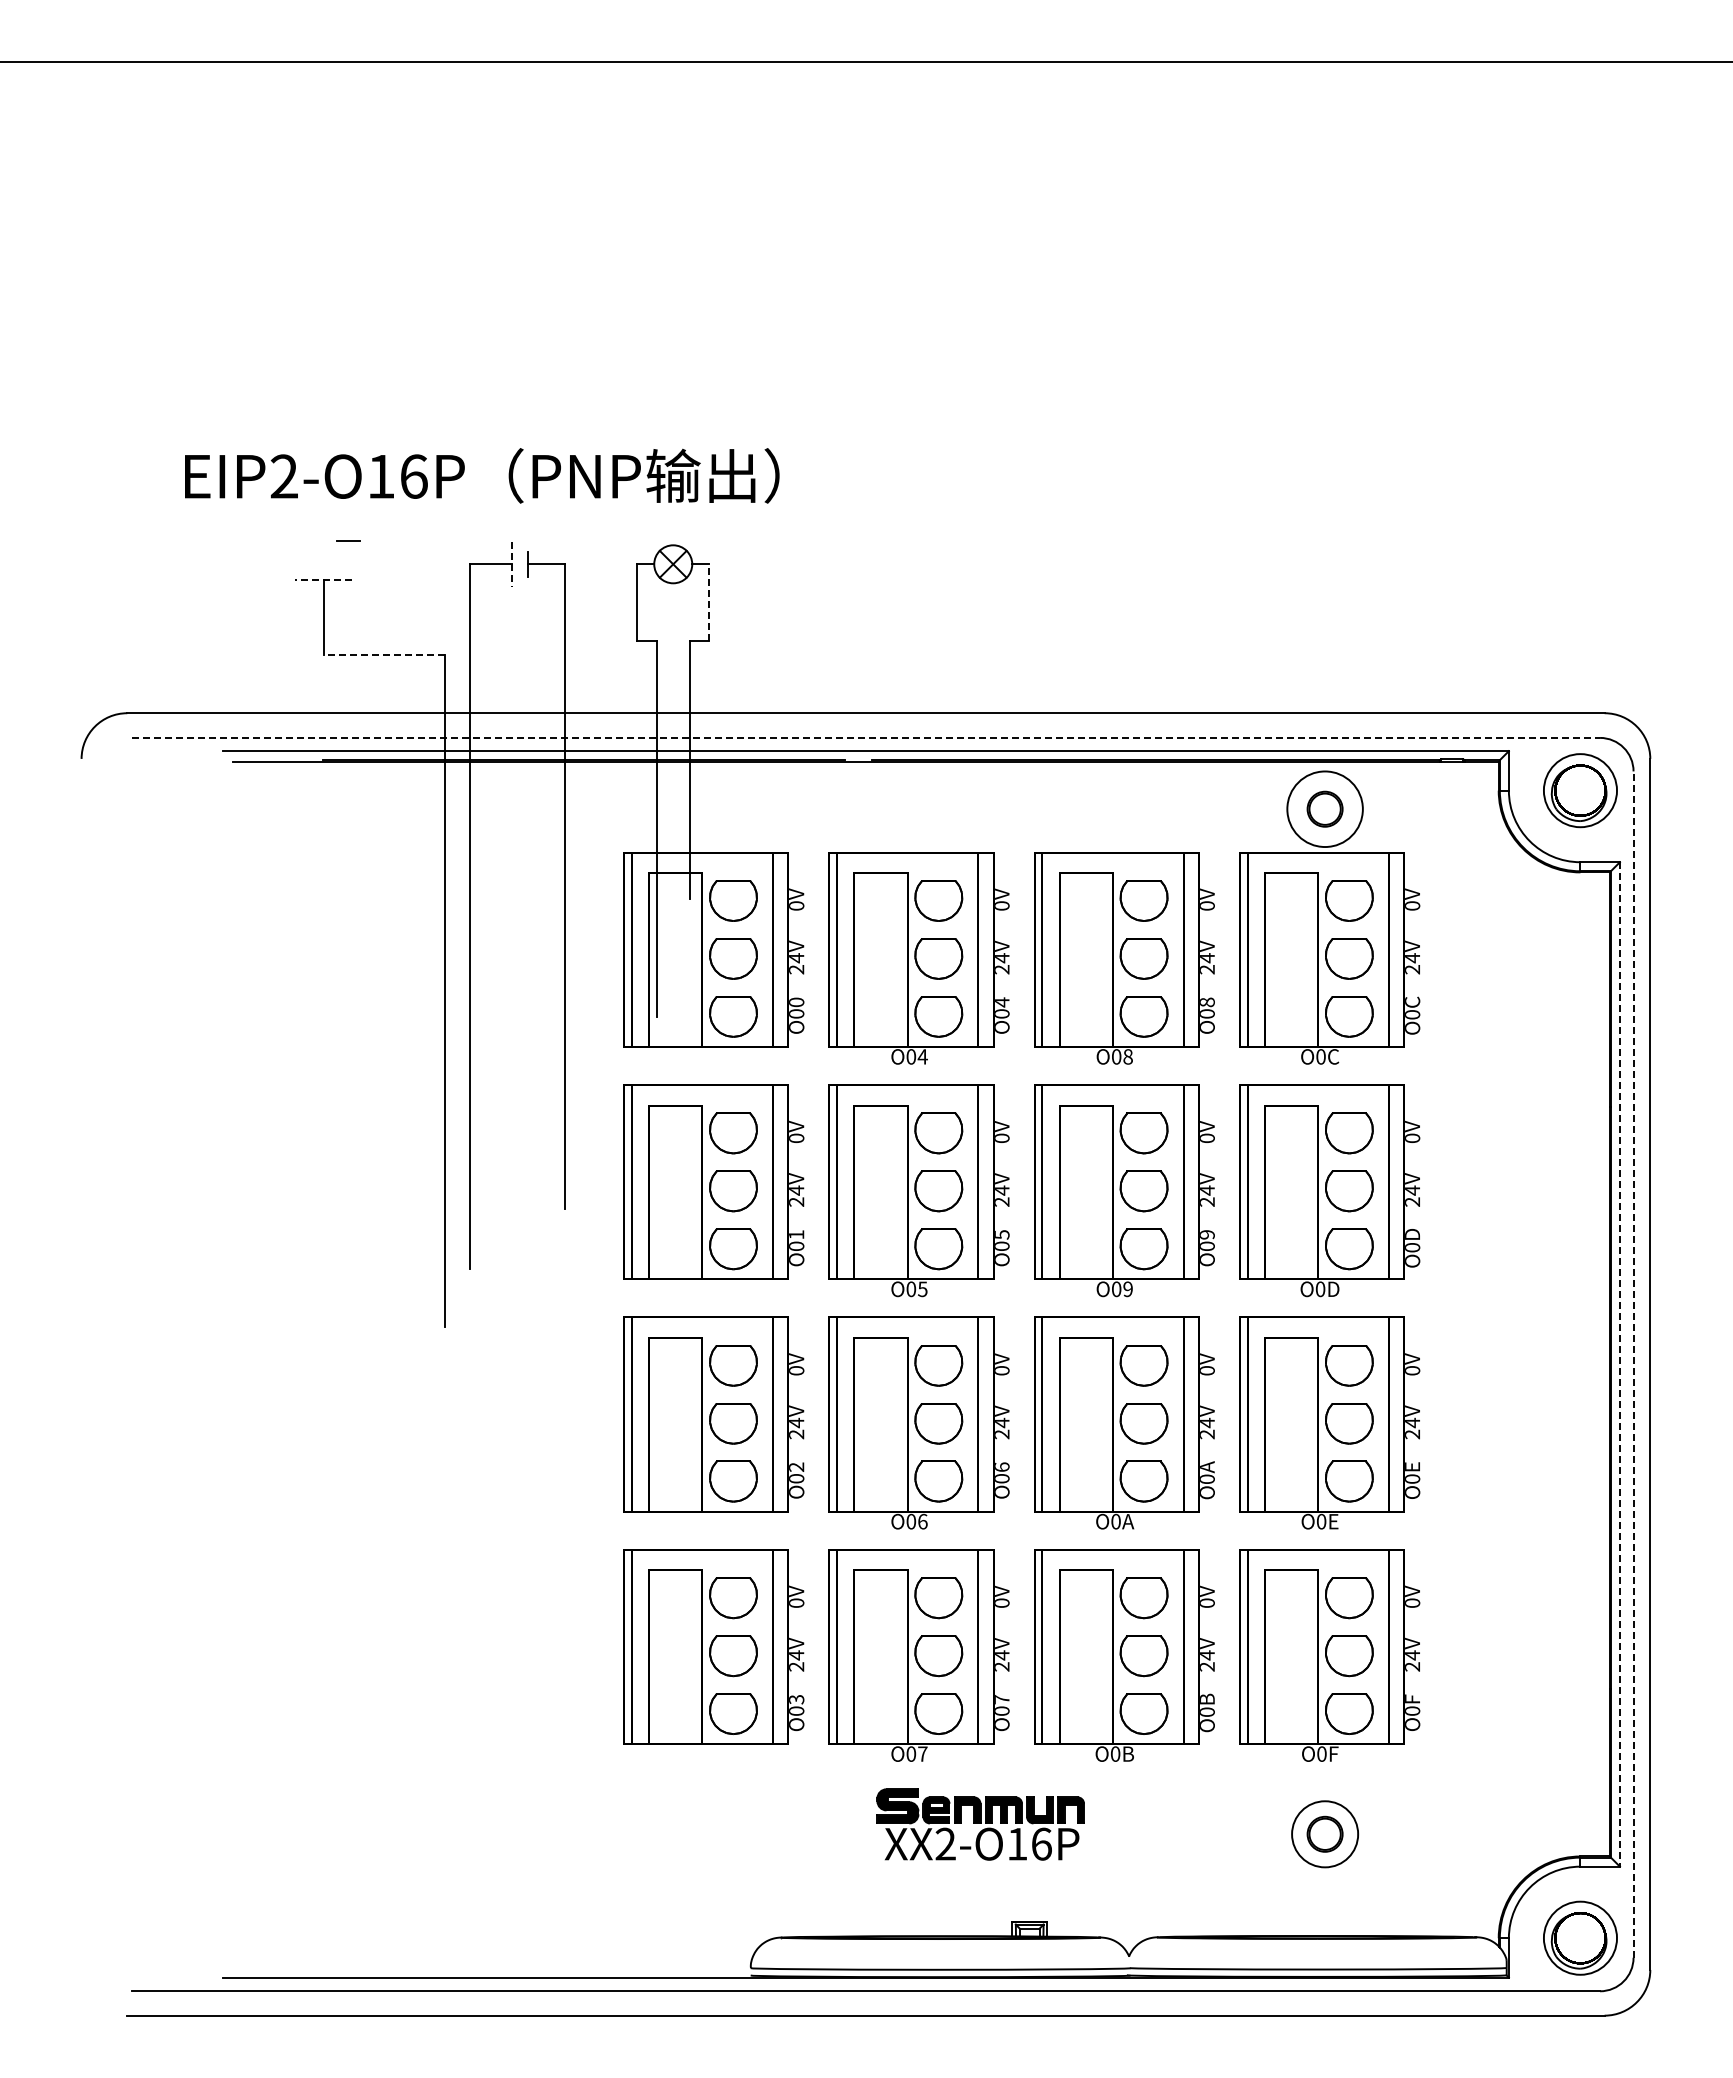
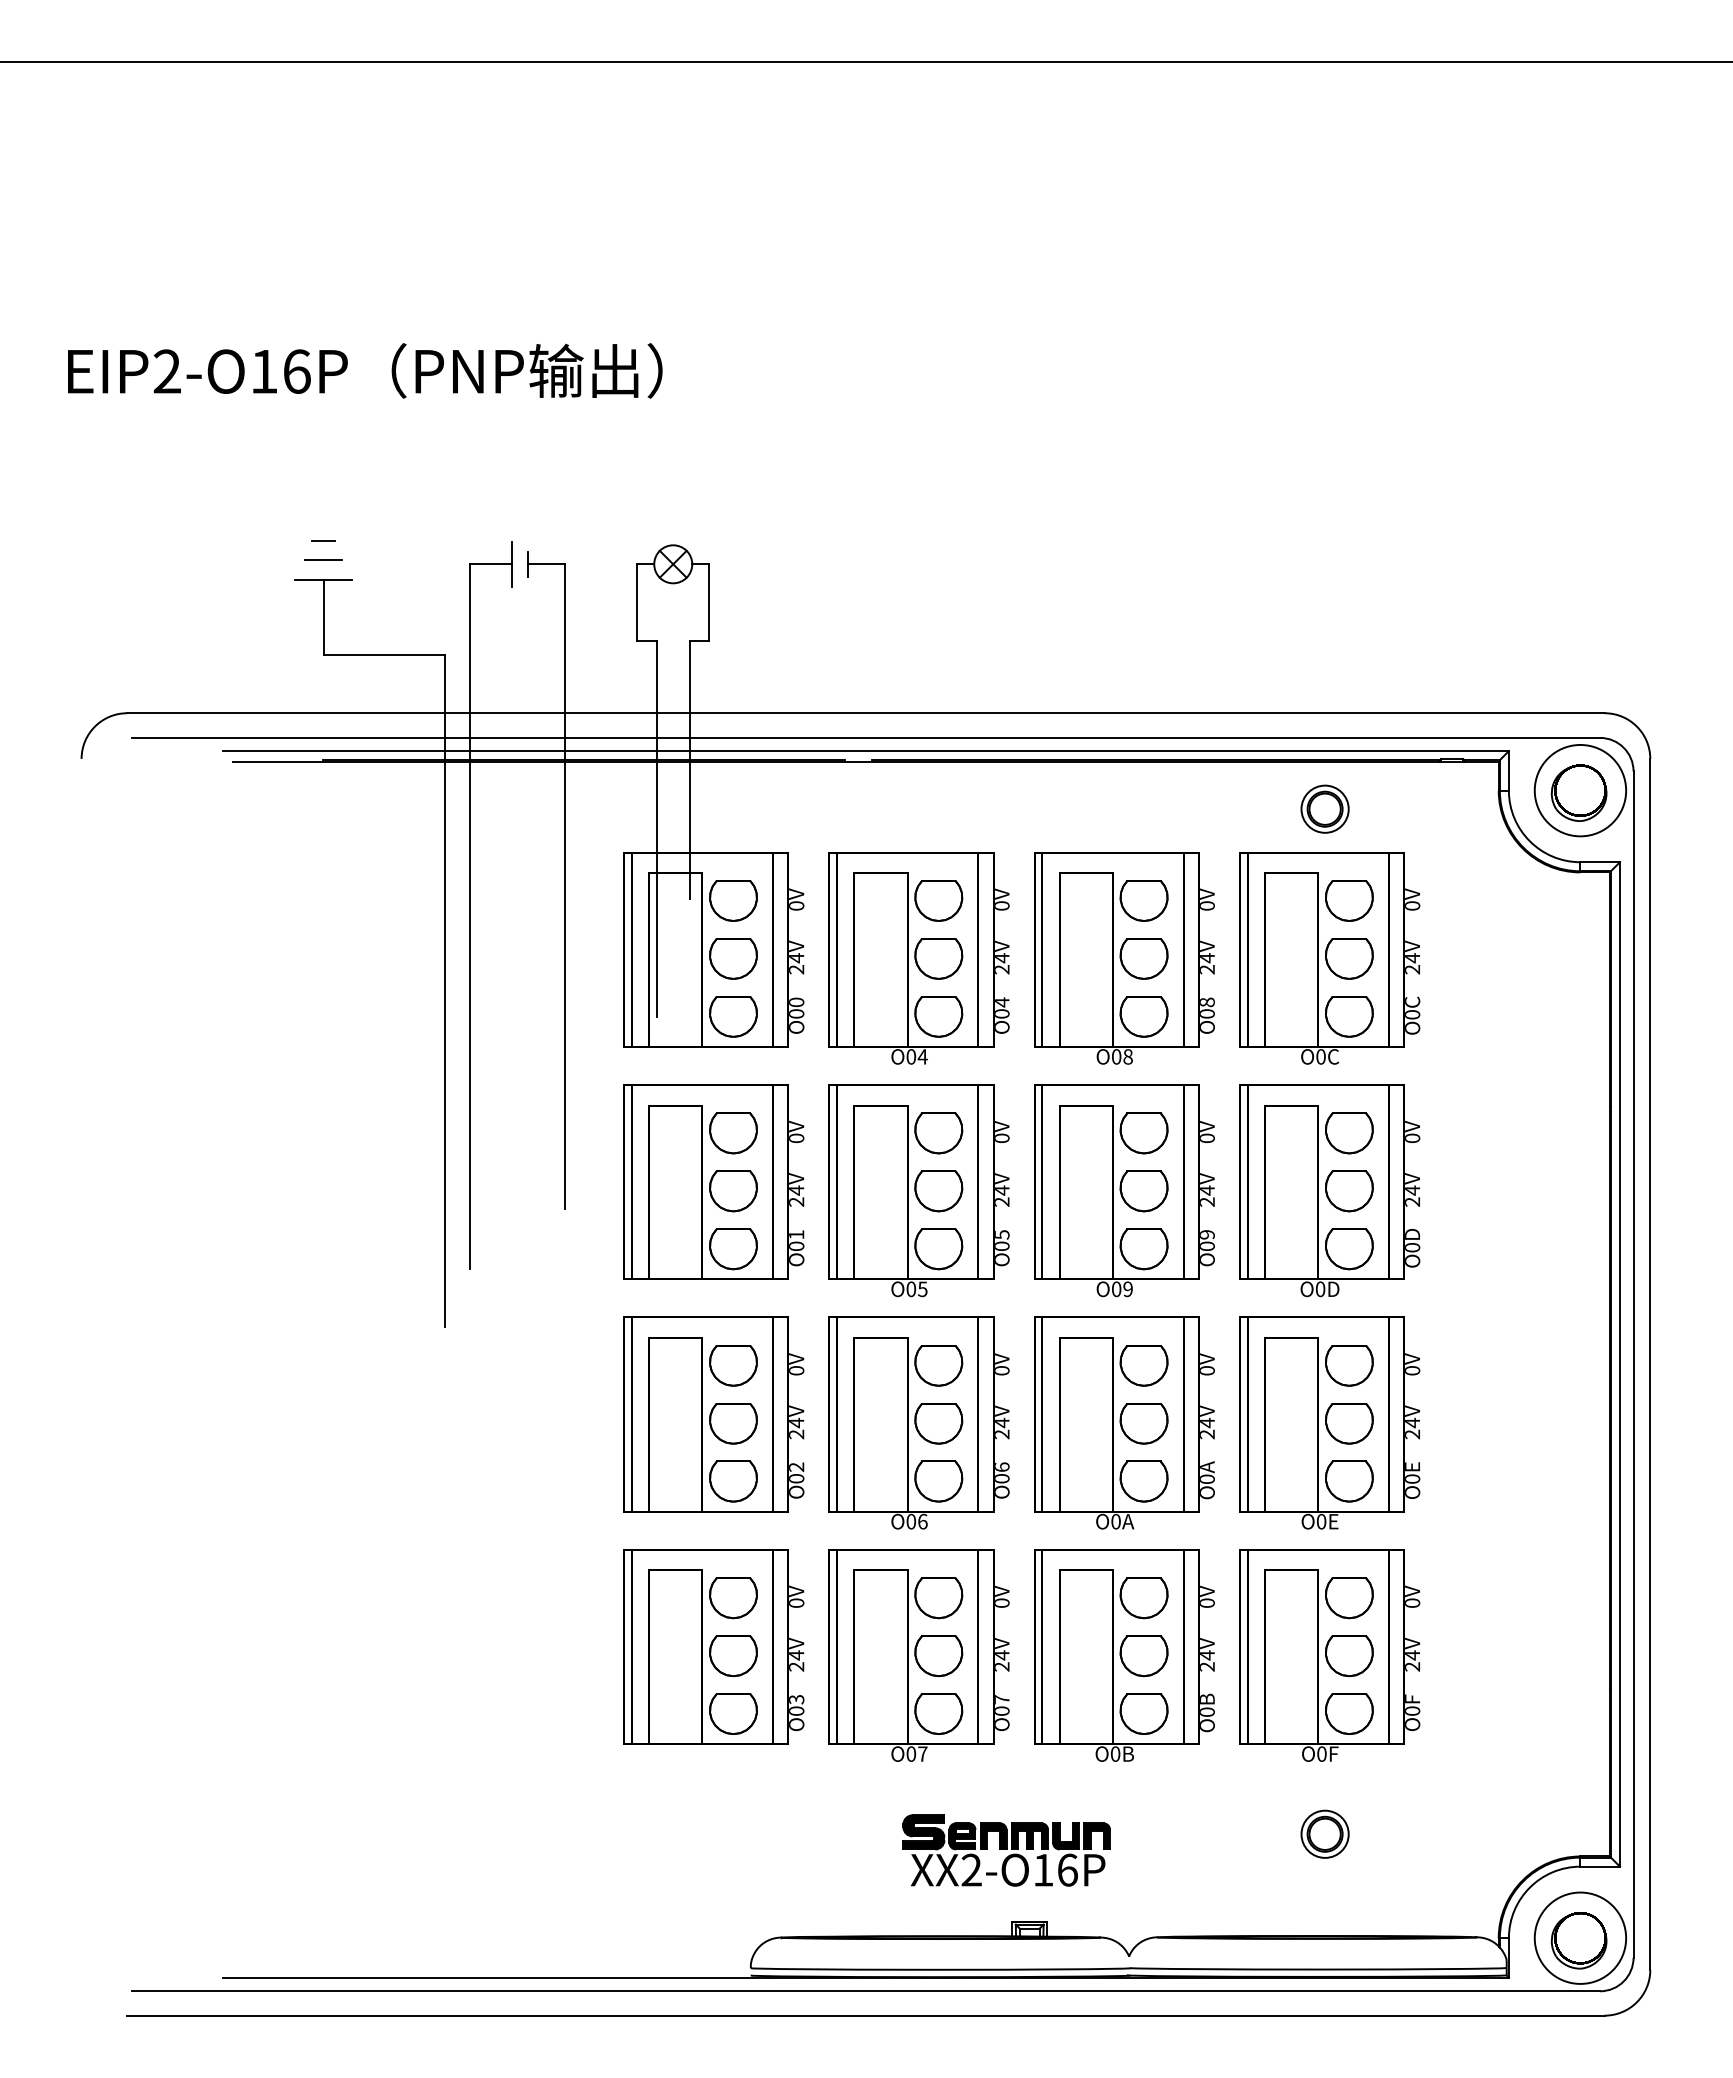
text position: (482, 475) -> (365, 370) (365, 370)
line position: (348, 540) -> (323, 540) (323, 540)
line: none -> present (323, 560)
line: dashed -> solid (512, 564)
line: dashed -> solid (323, 579)
line: dashed -> solid (709, 601)
line: dashed -> solid (384, 654)
line: dashed -> solid (866, 737)
circle diameter: 73 px -> 91 px (1580, 790)
circle diameter: 76 px -> 47 px (1324, 808)
line: dashed -> solid (1619, 1364)
line: dashed -> solid (1633, 1364)
part position: (980, 1824) -> (1006, 1850) (1006, 1850)
circle diameter: 66 px -> 47 px (1324, 1833)
circle diameter: 73 px -> 91 px (1580, 1937)
